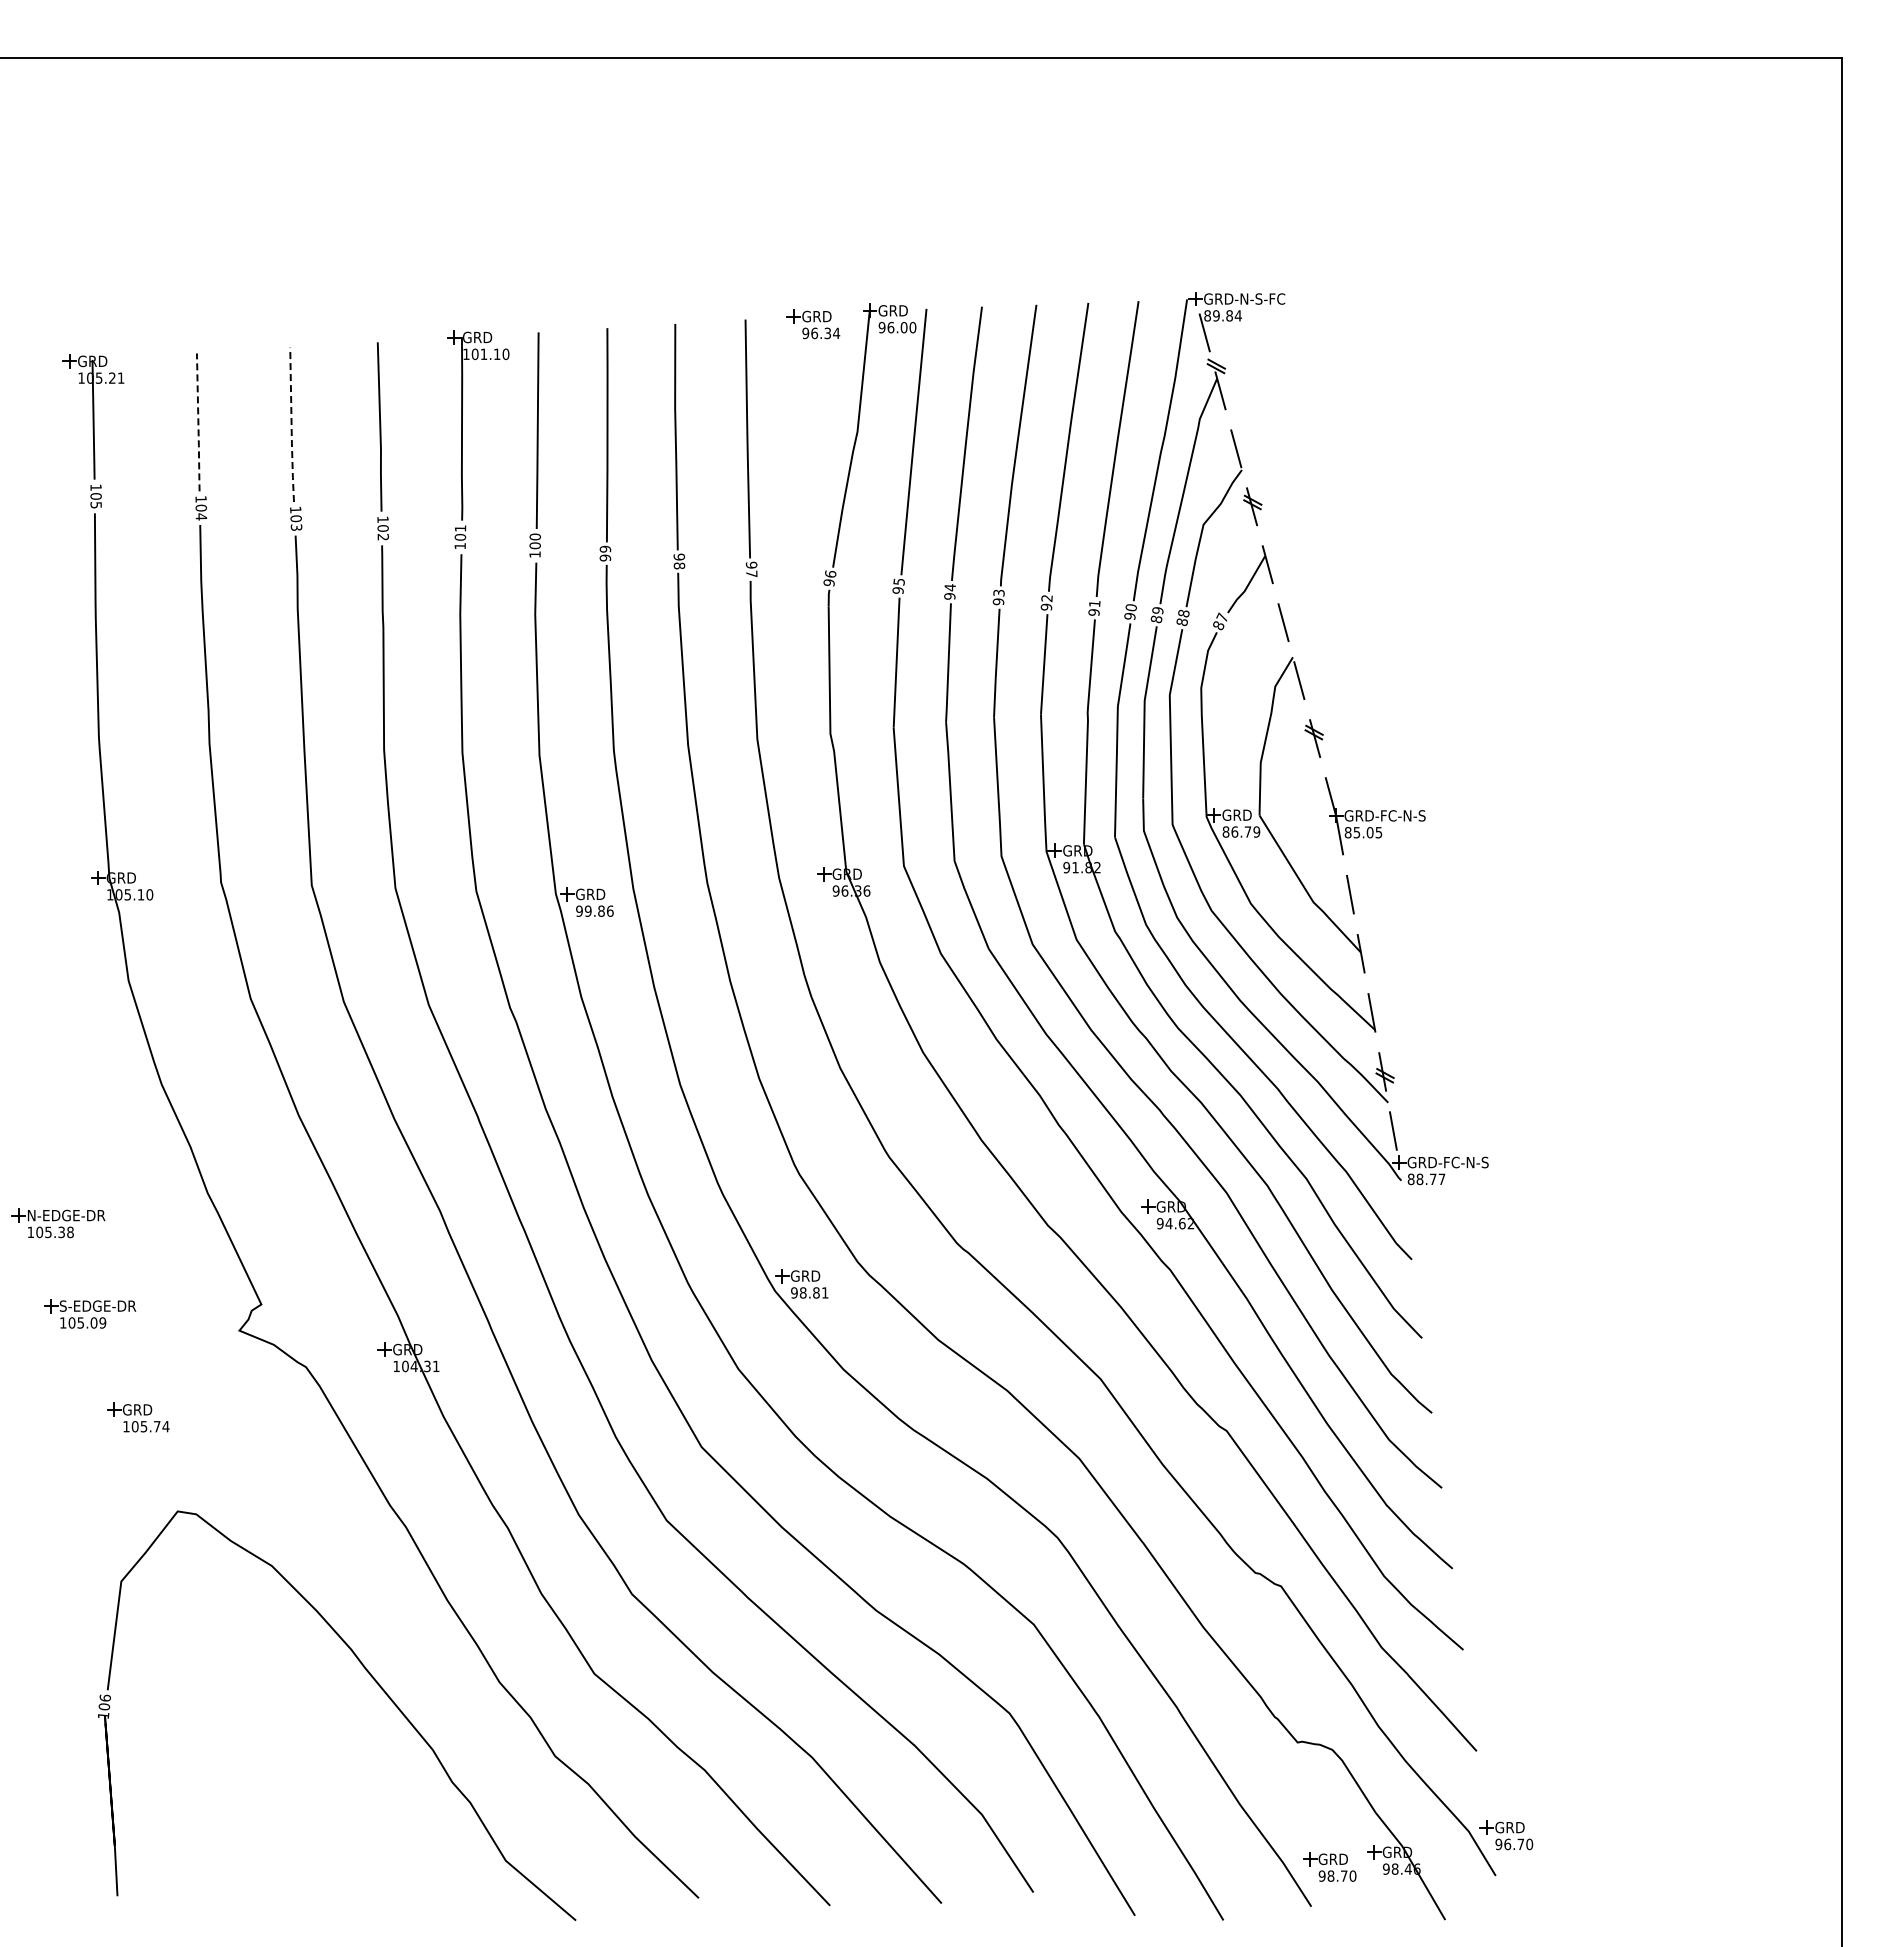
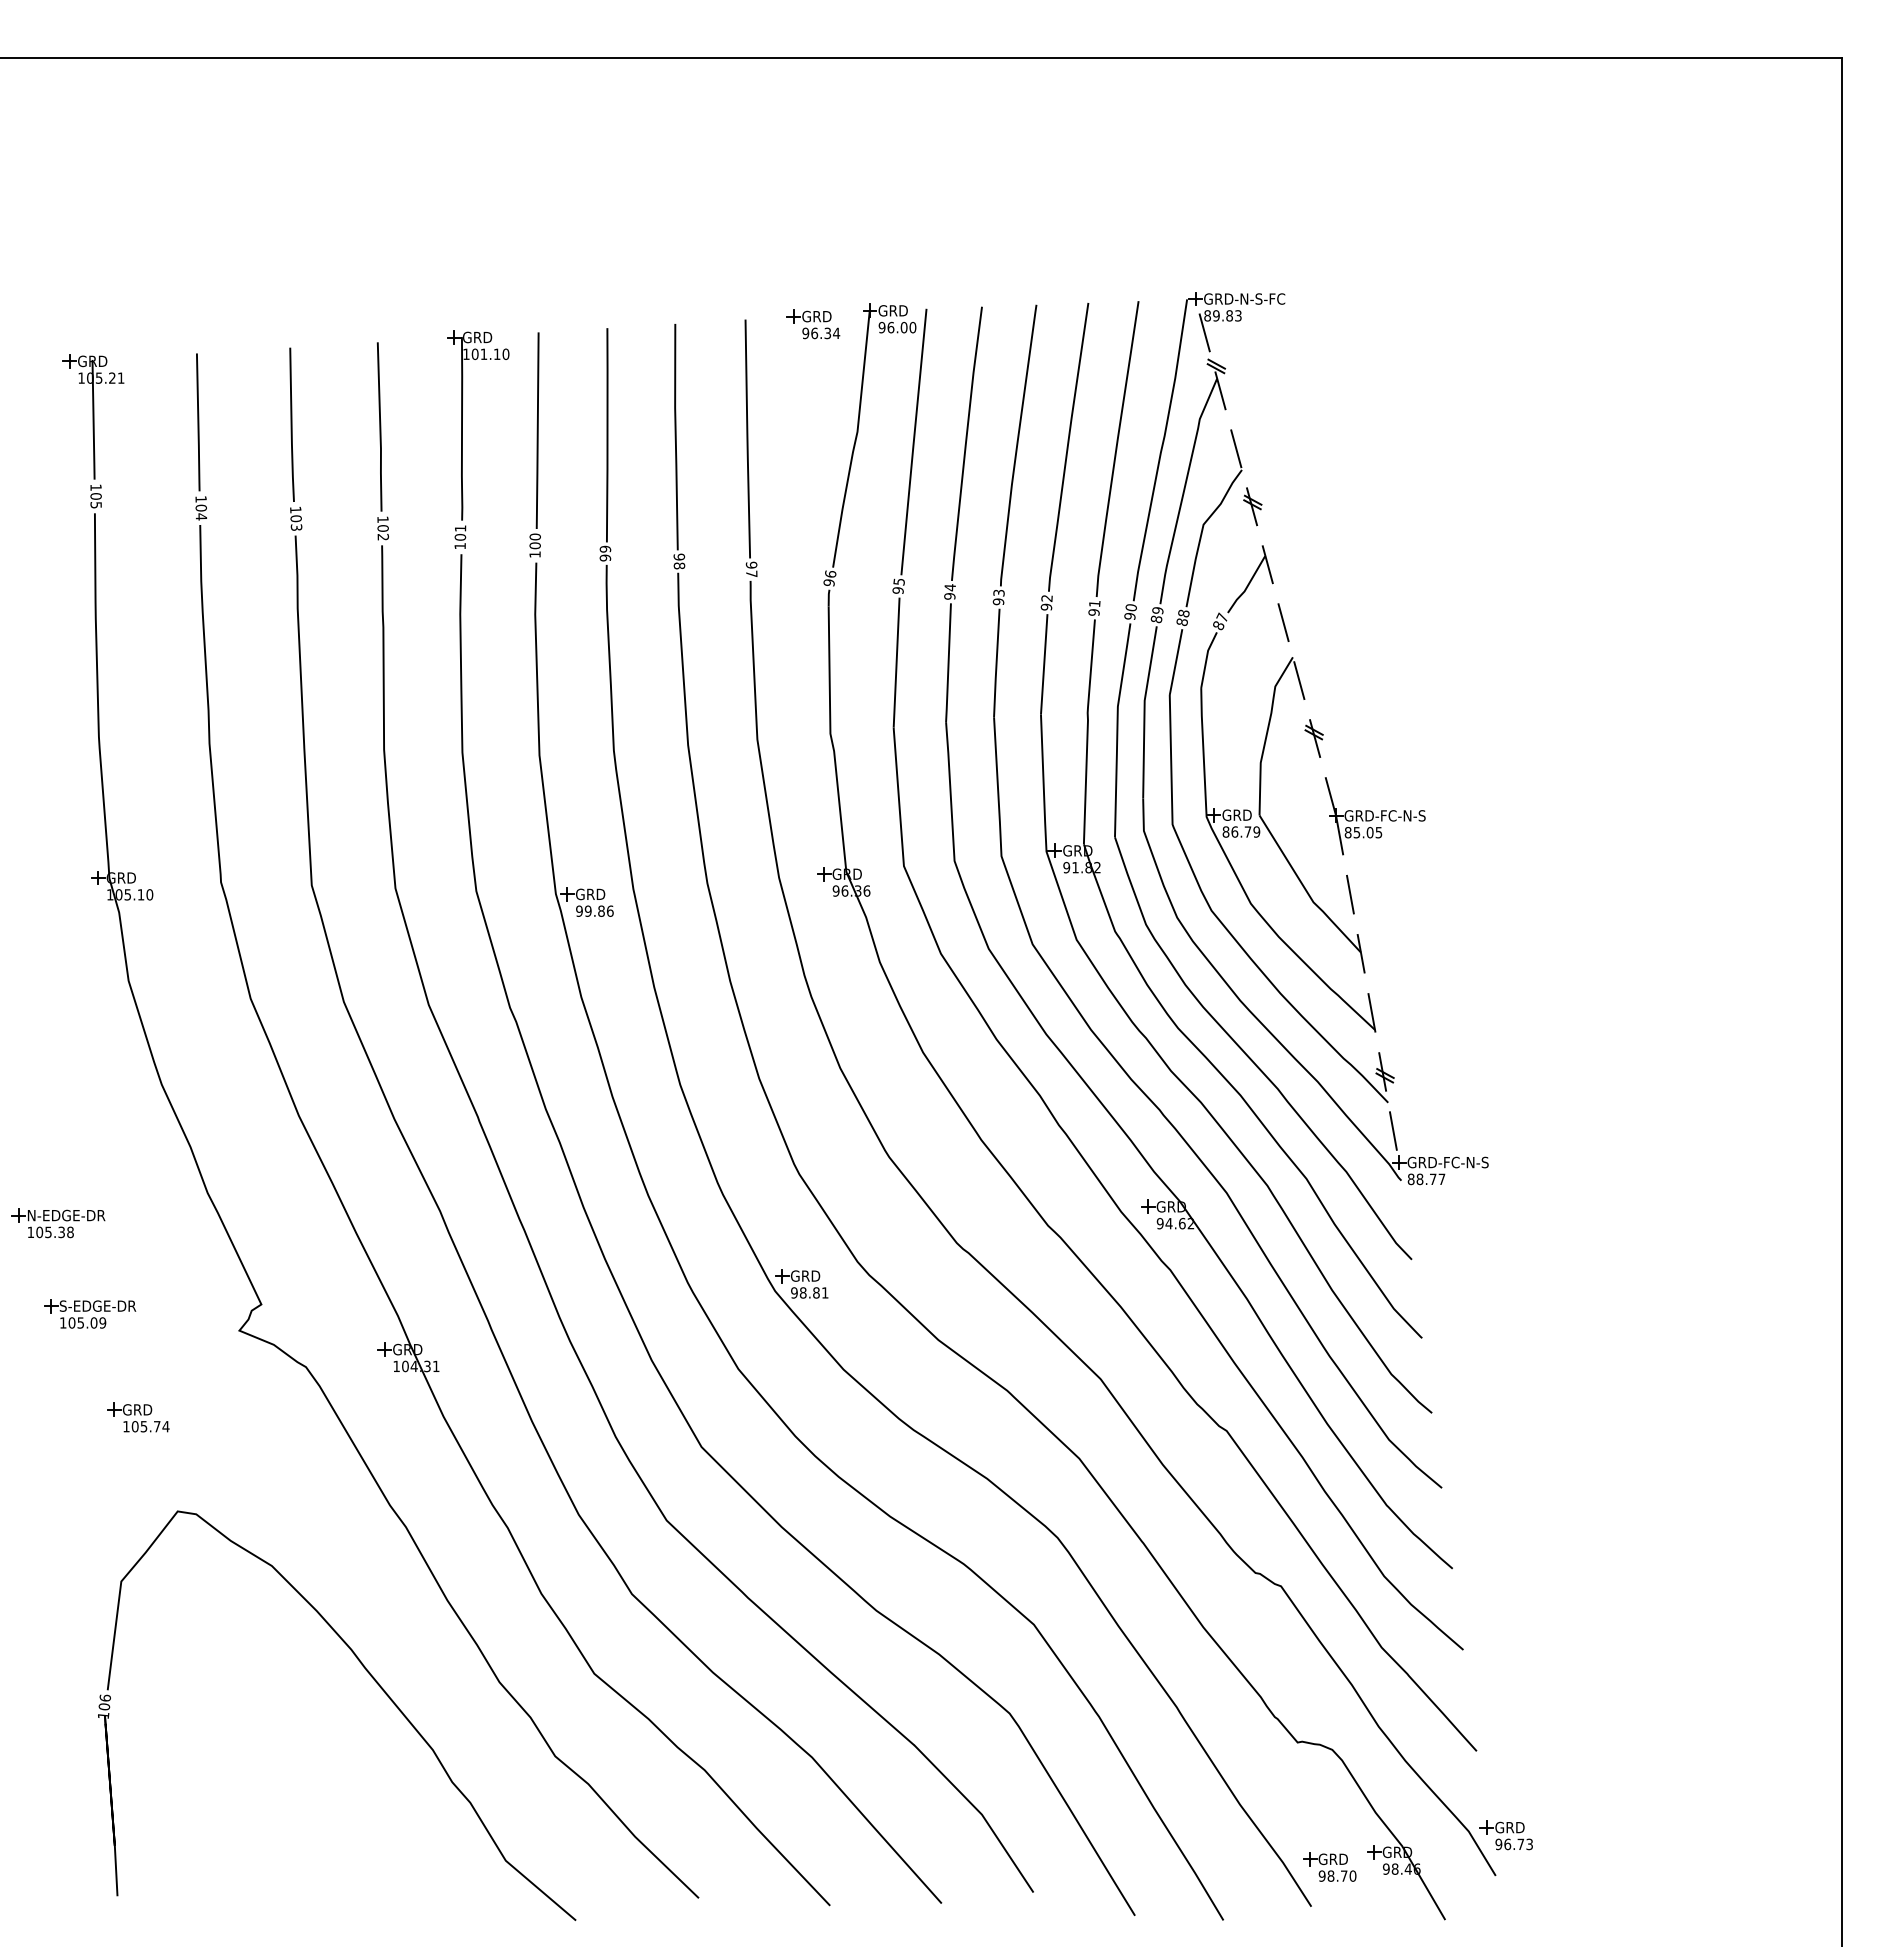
text: 89.84 -> 89.83 (1237, 315)
line: dashed -> solid (198, 423)
line: dashed -> solid (291, 426)
text: 96.70 -> 96.73 (1529, 1844)
